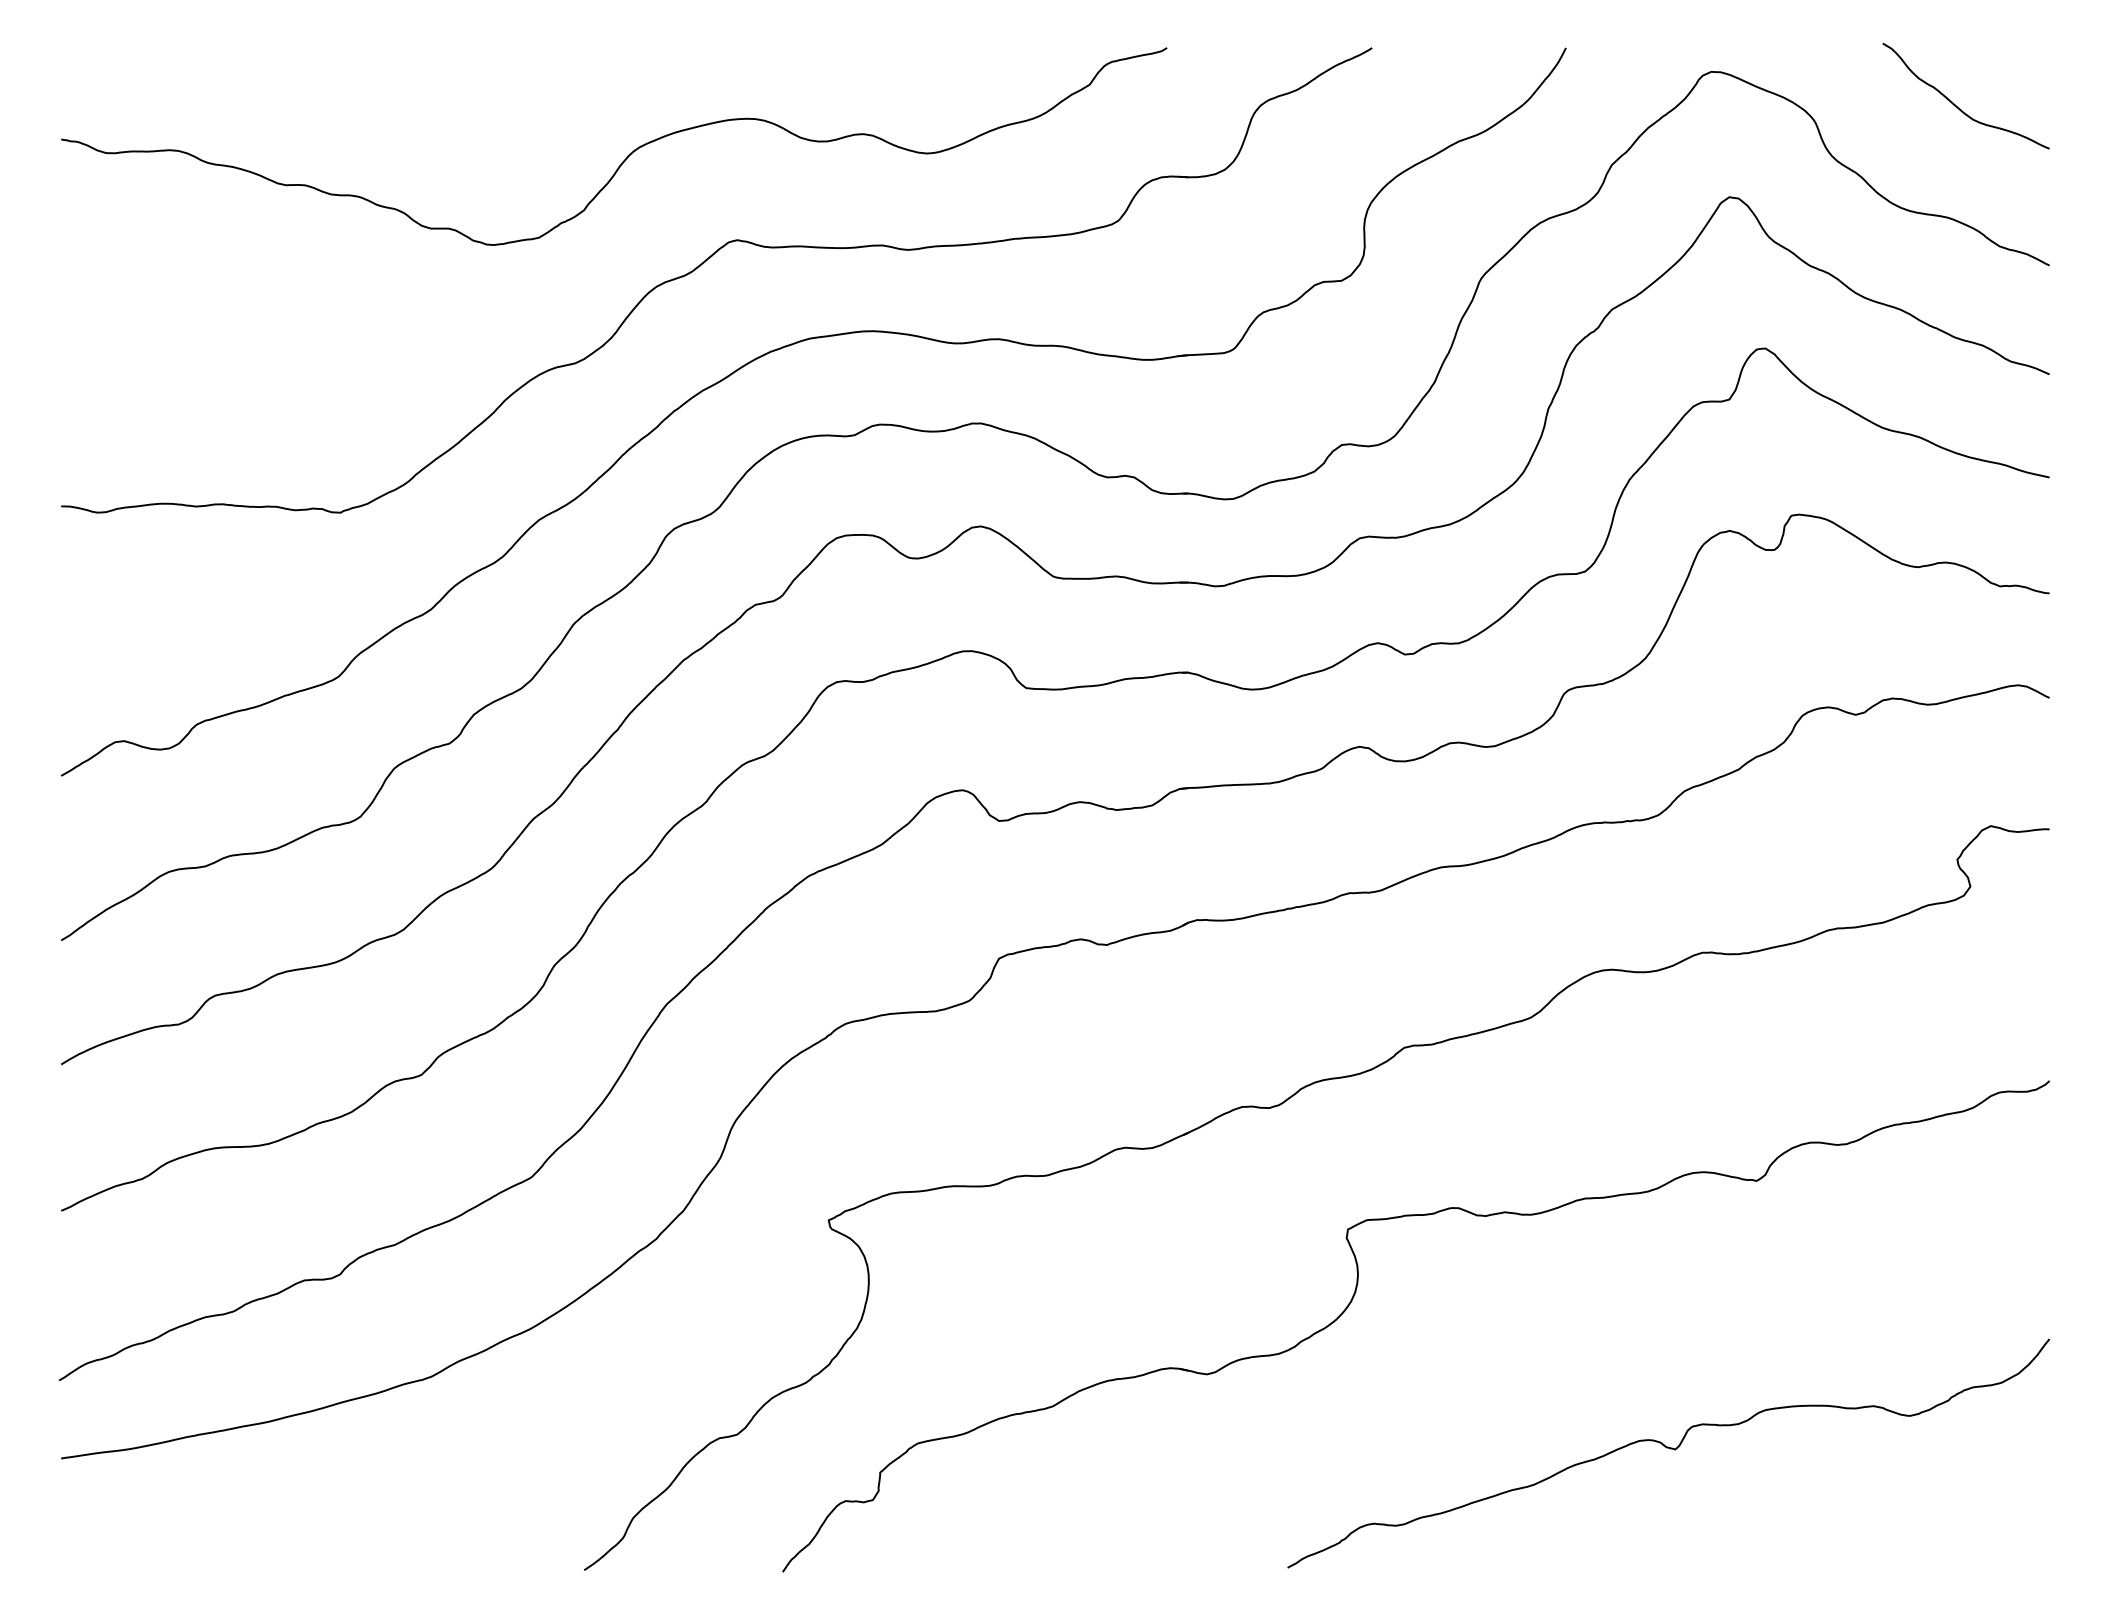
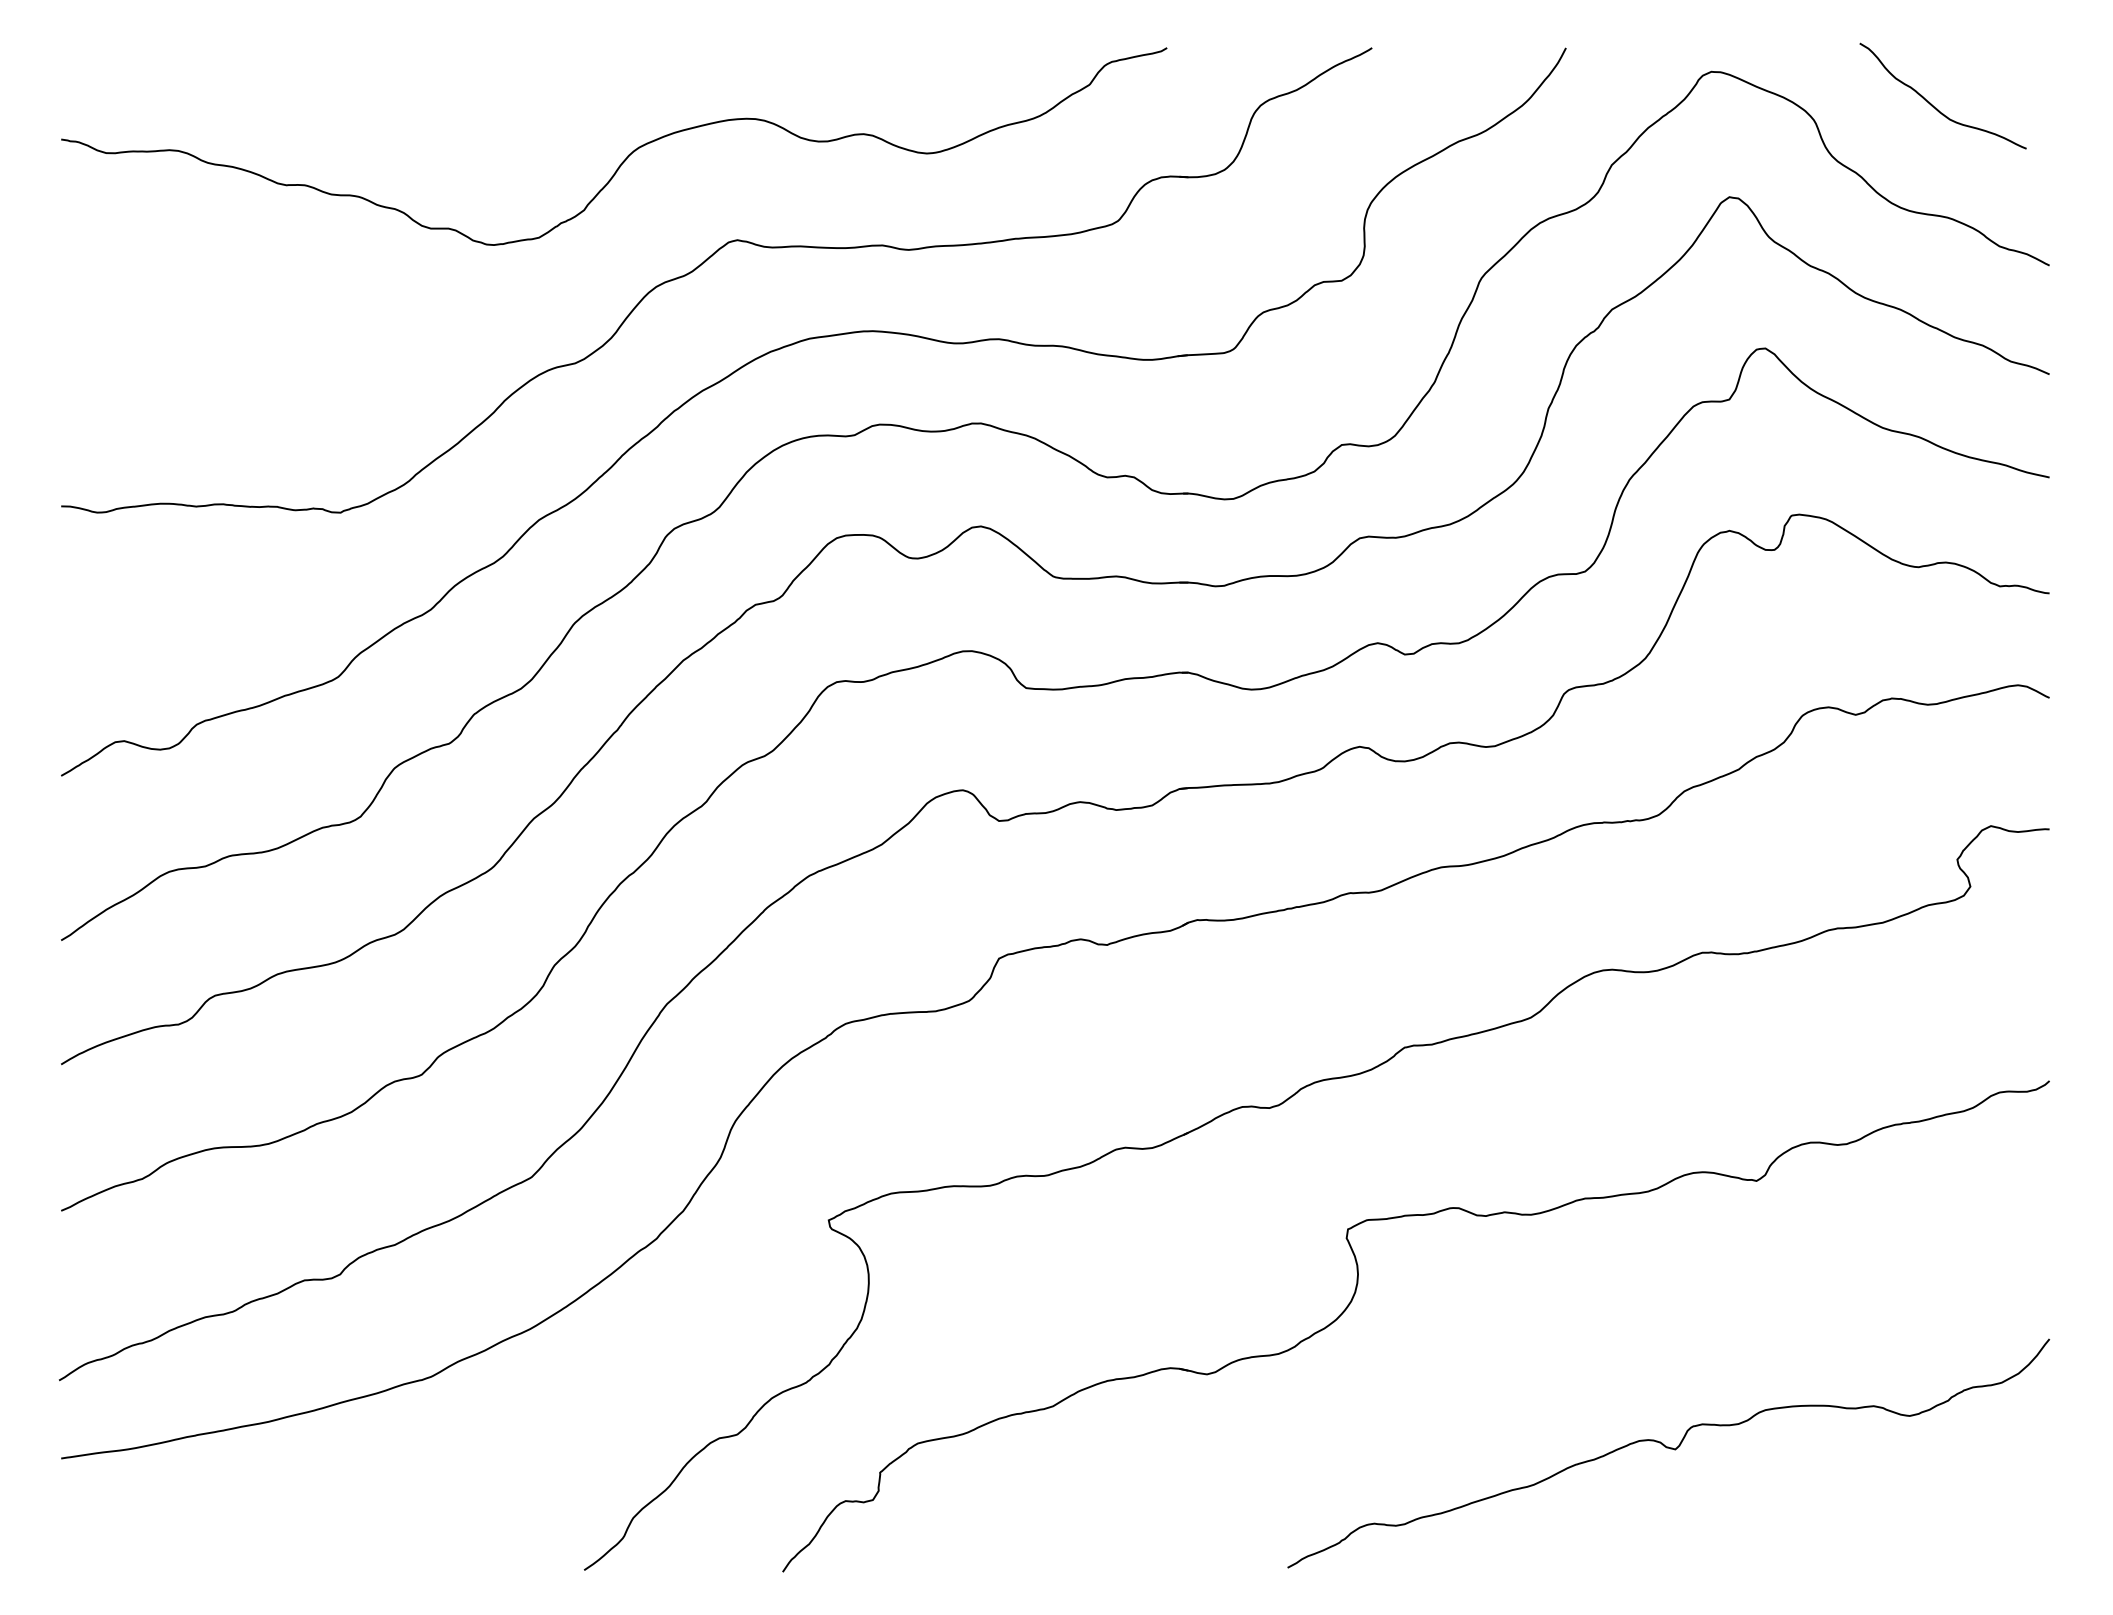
curve position: (1959, 107) -> (1936, 107) (1936, 107)
